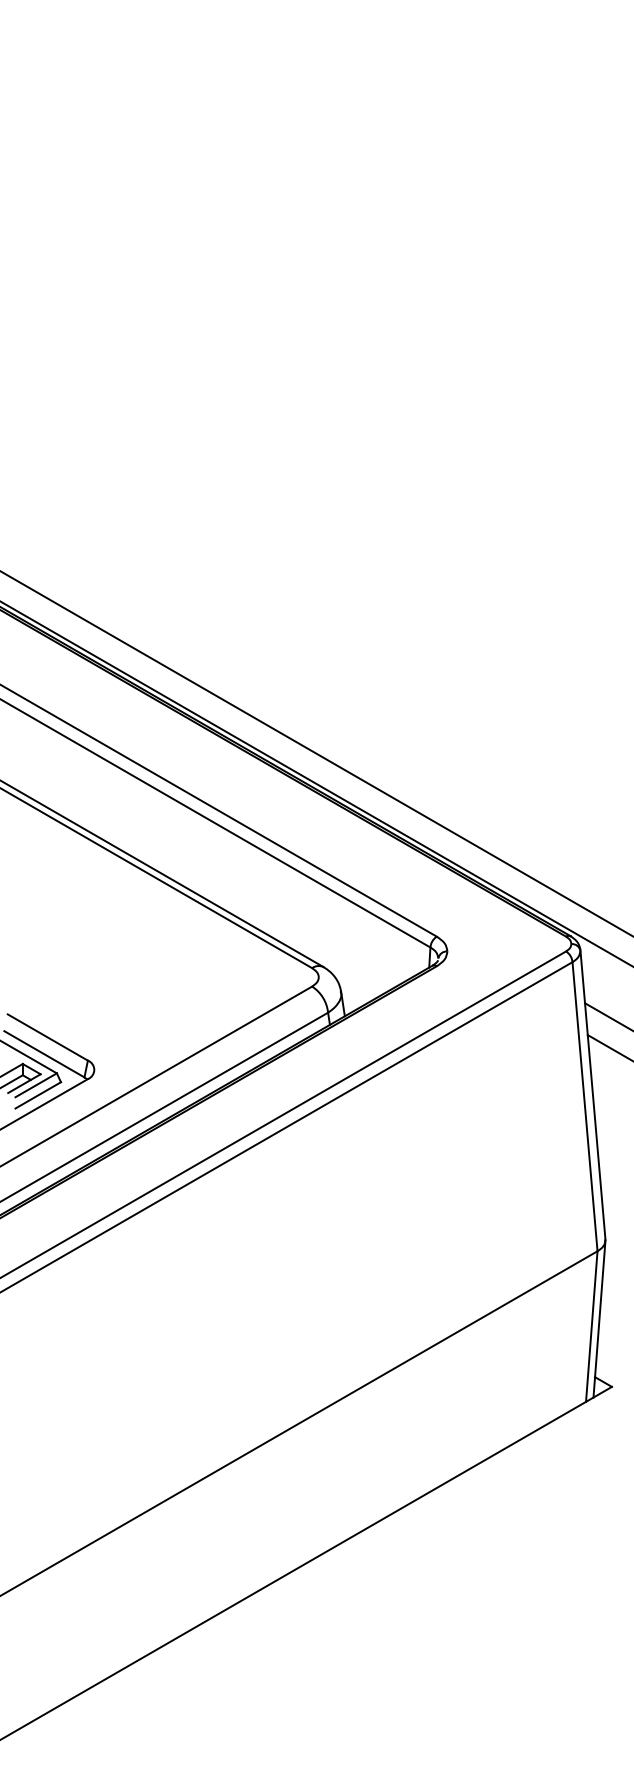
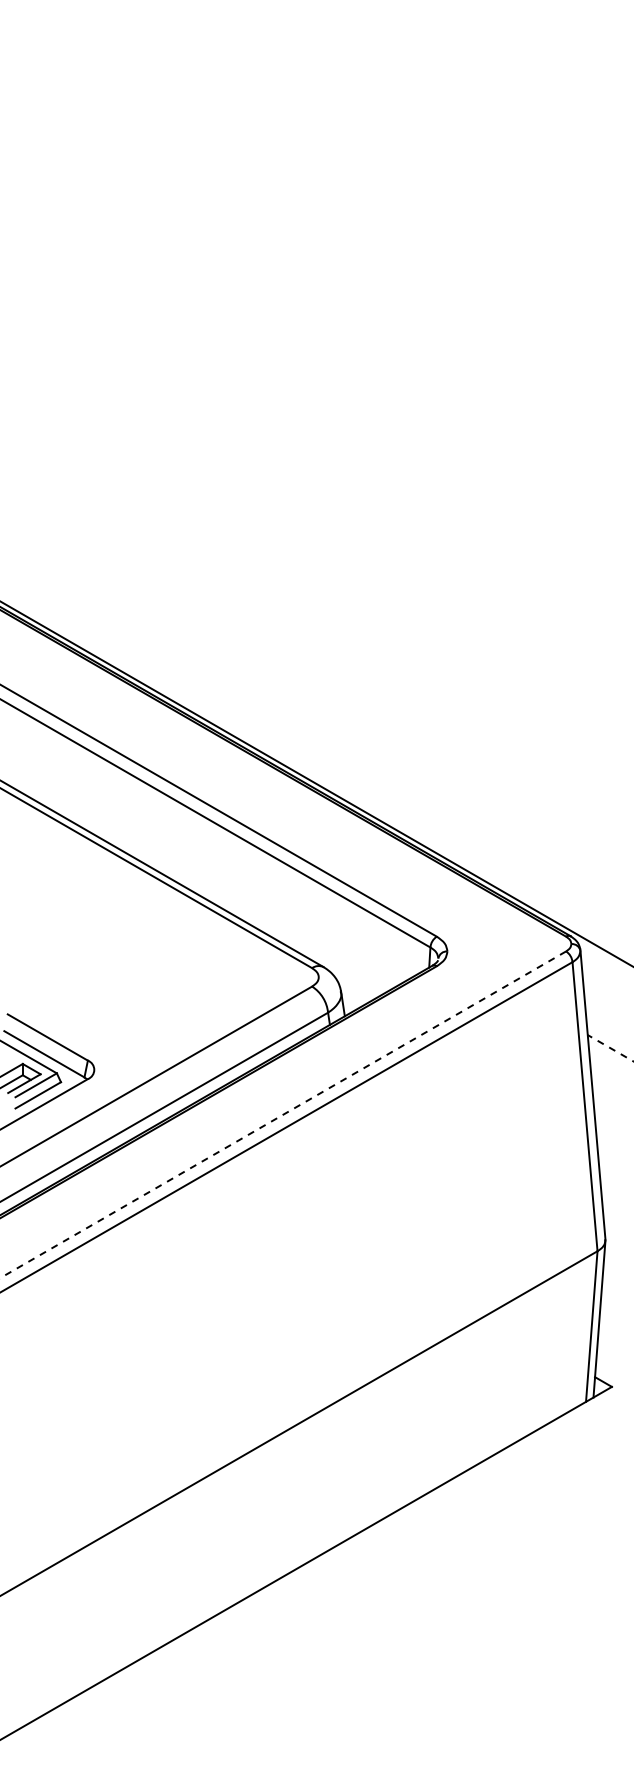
line: present -> none (316, 753)
line: present -> none (607, 1016)
line: solid -> dashed (610, 1048)
line: solid -> dashed (282, 1114)
